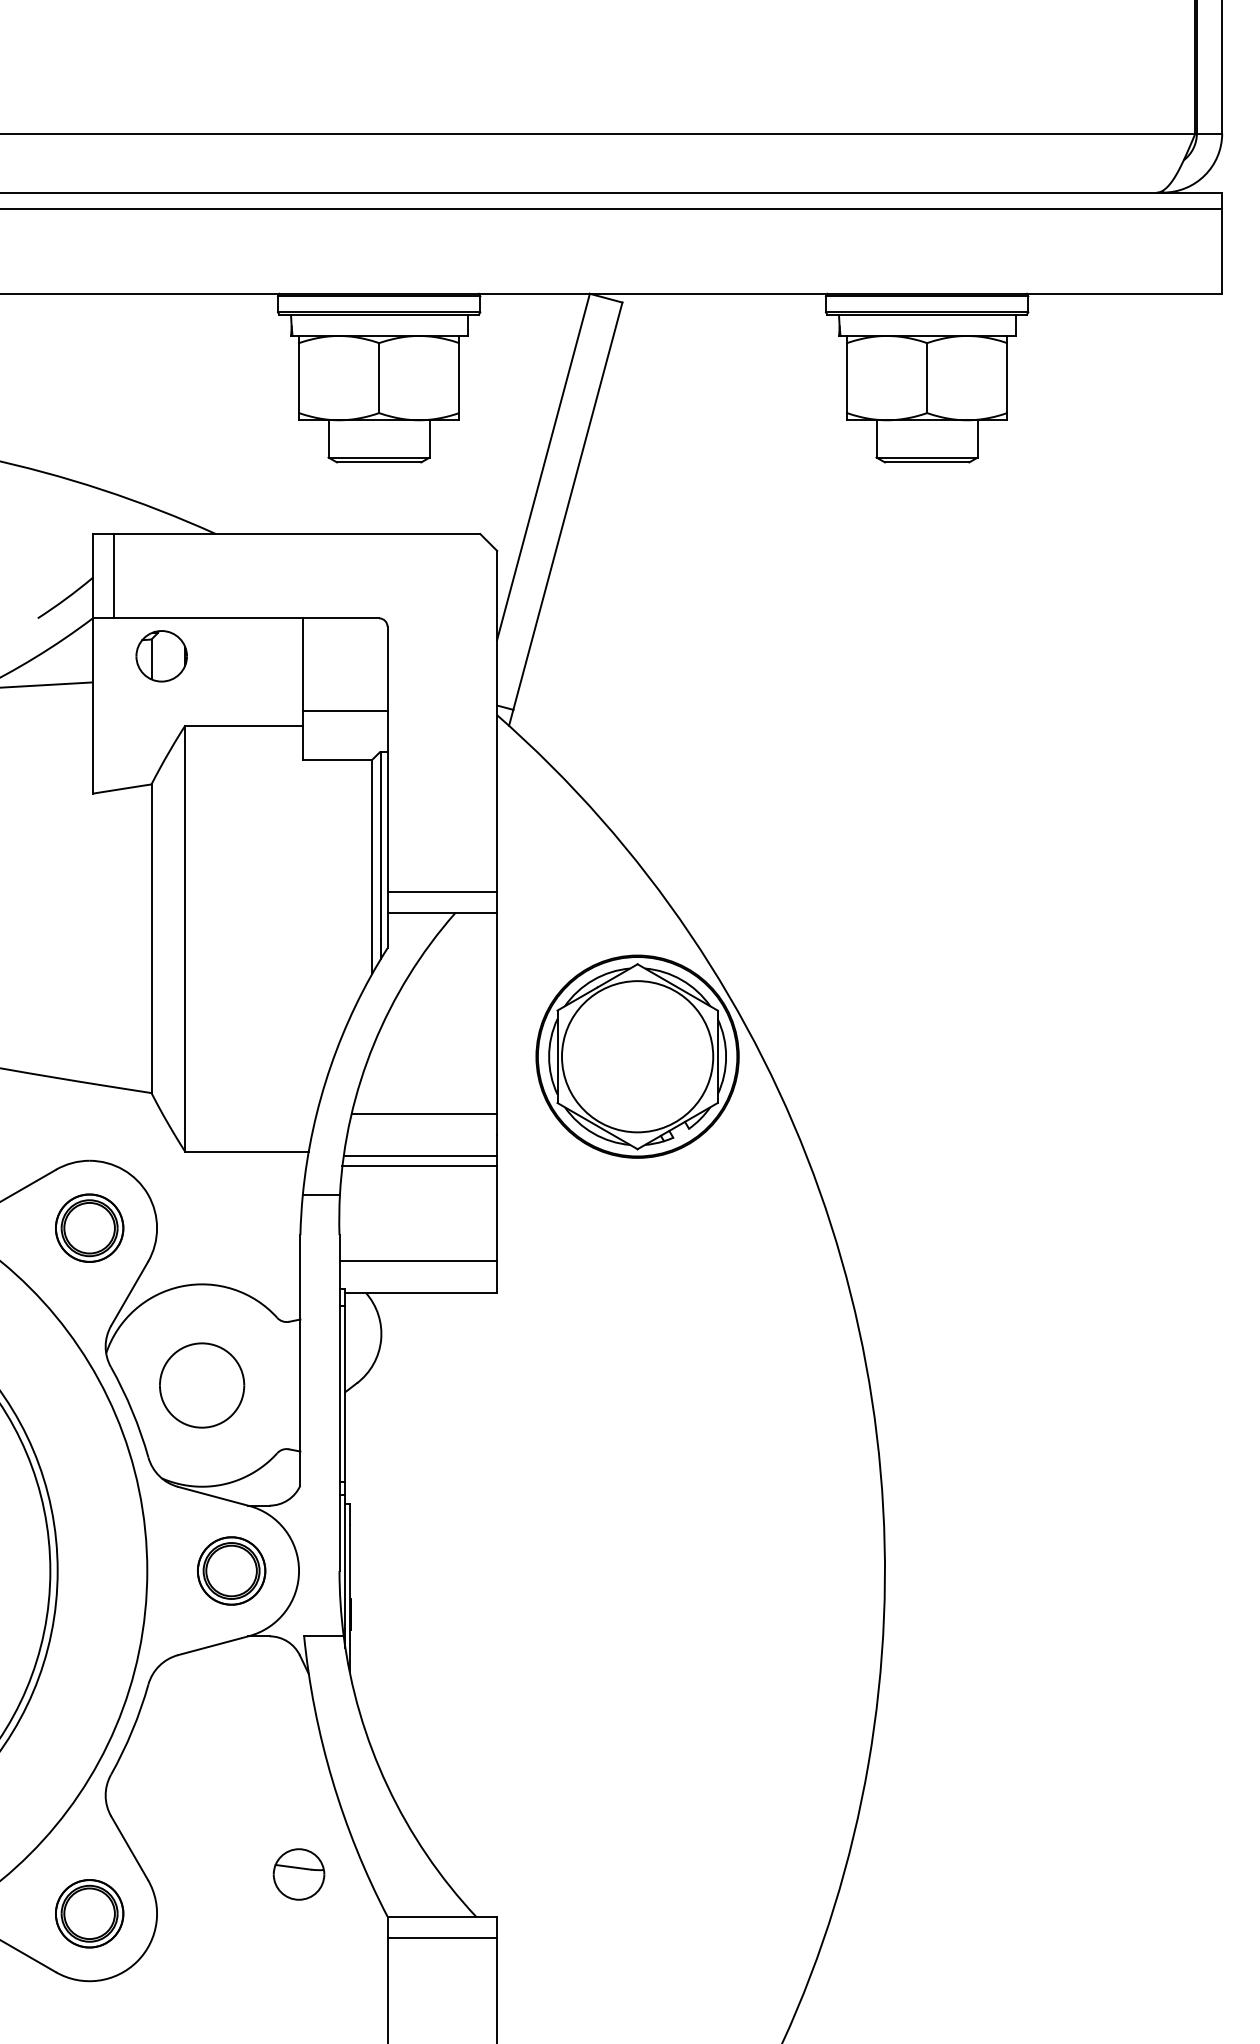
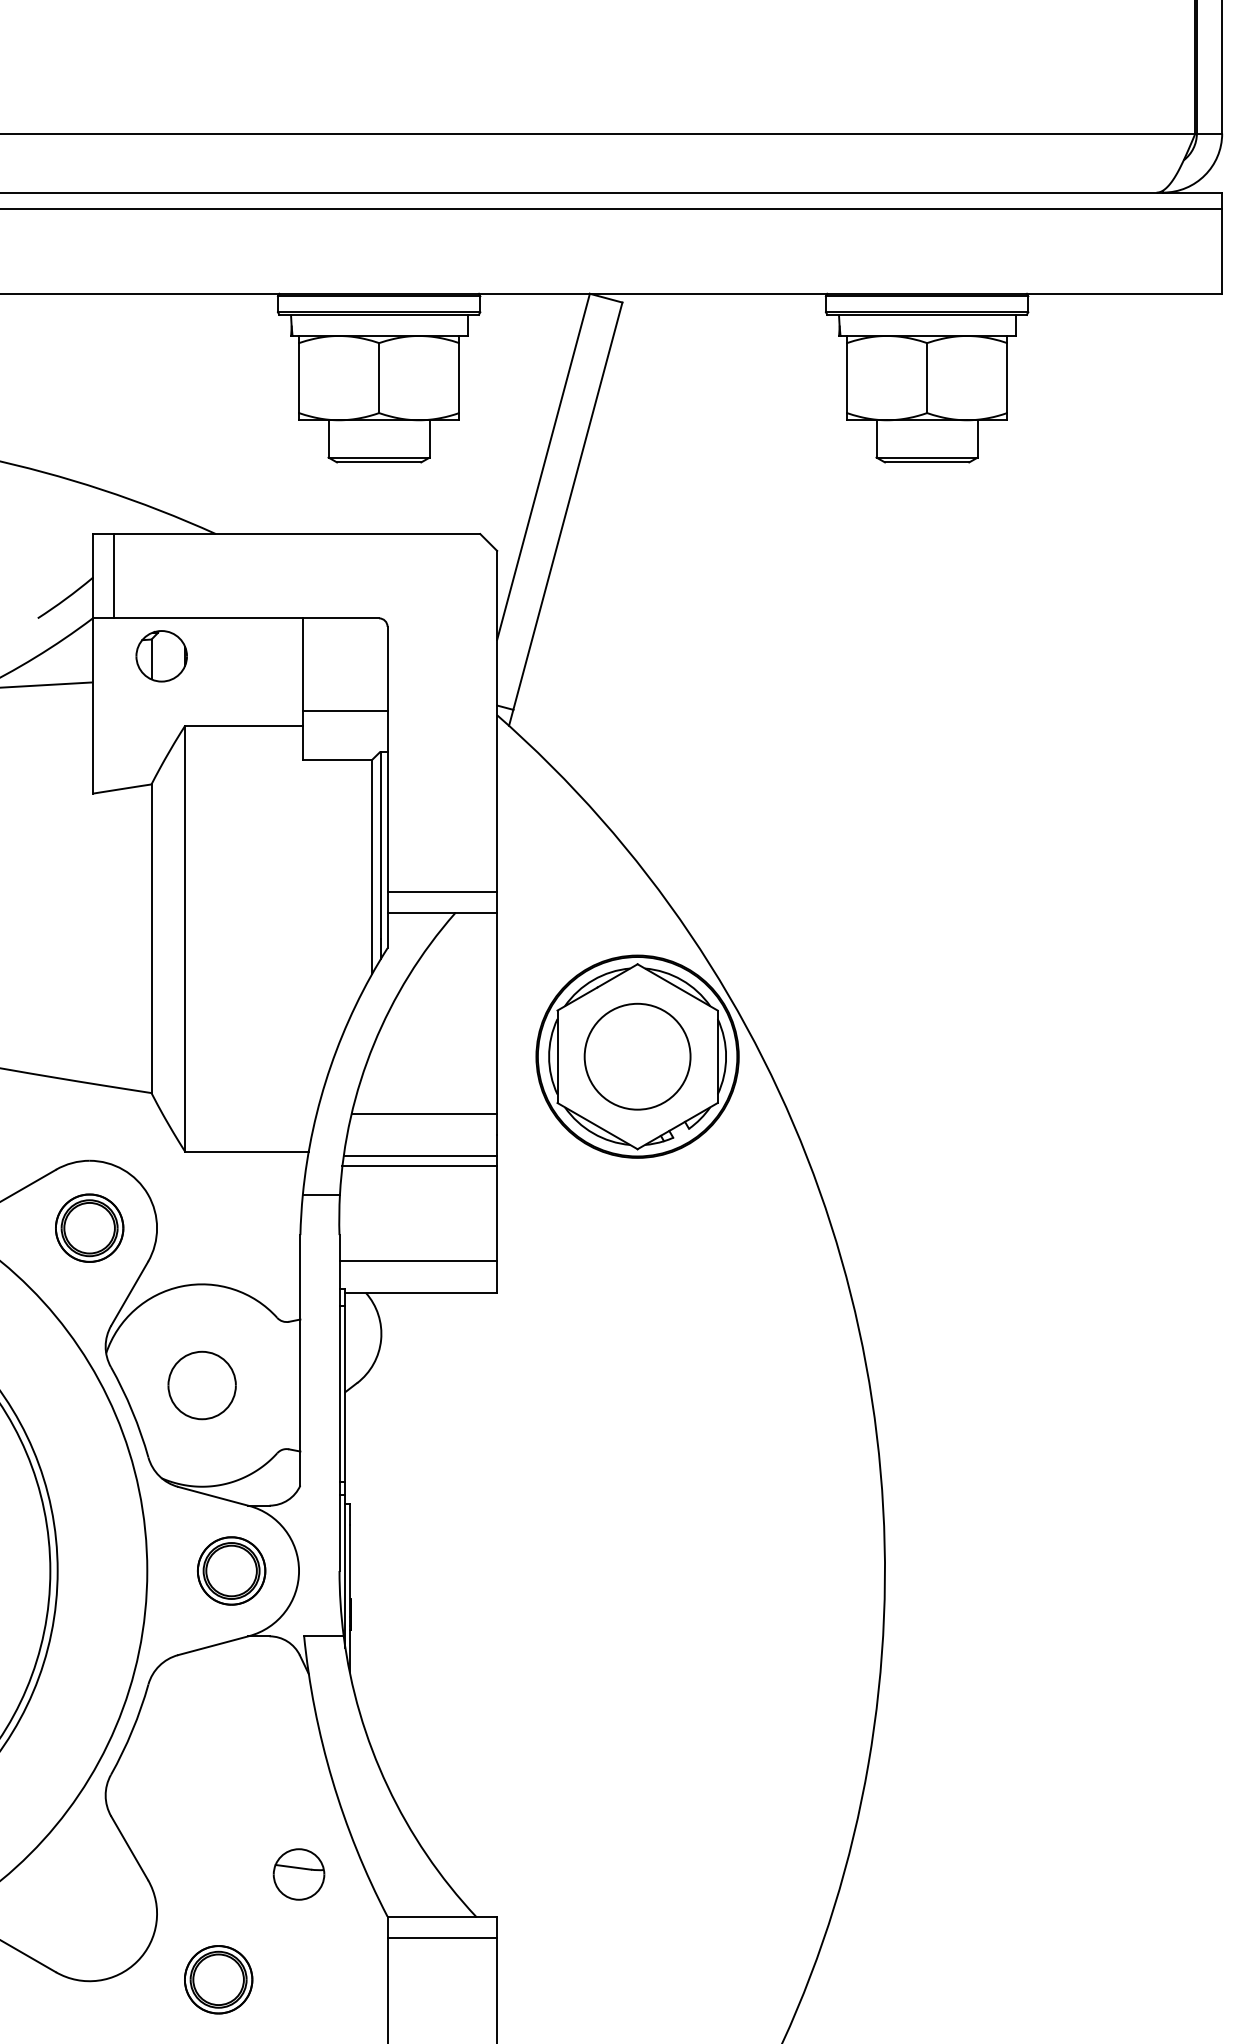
circle diameter: 151 px -> 106 px (637, 1056)
part size: 87x87 px -> 70x71 px (201, 1385)
part position: (89, 1913) -> (218, 1979) (218, 1979)
